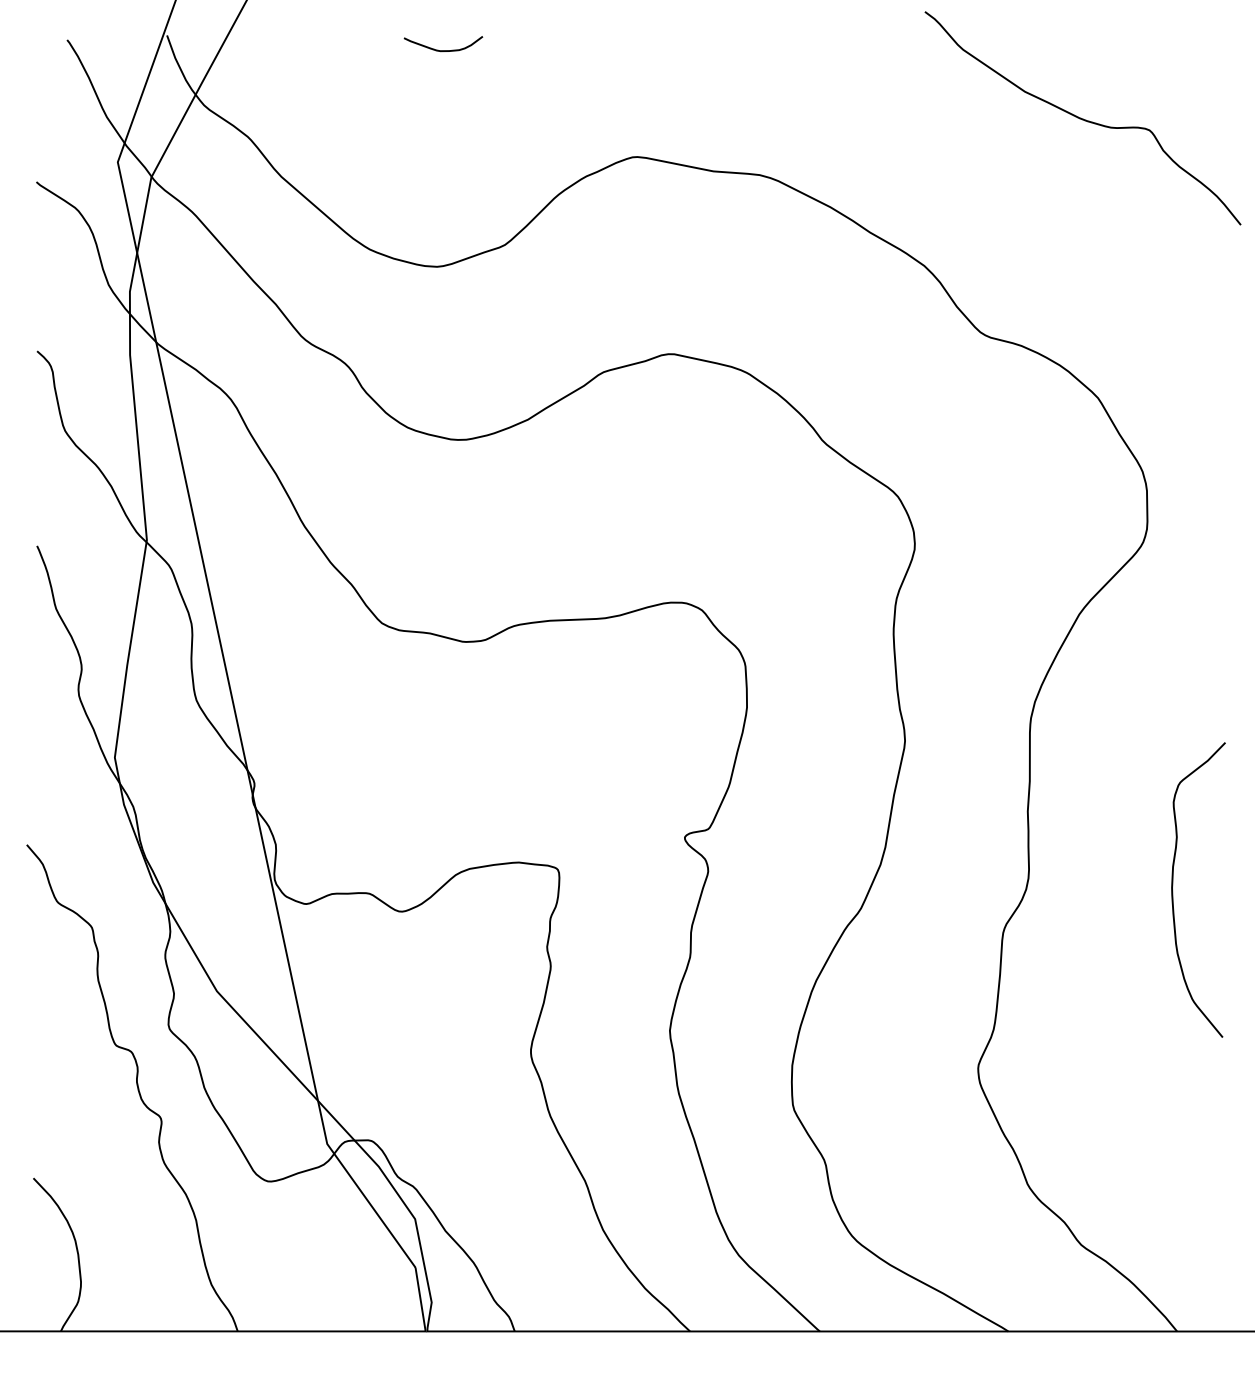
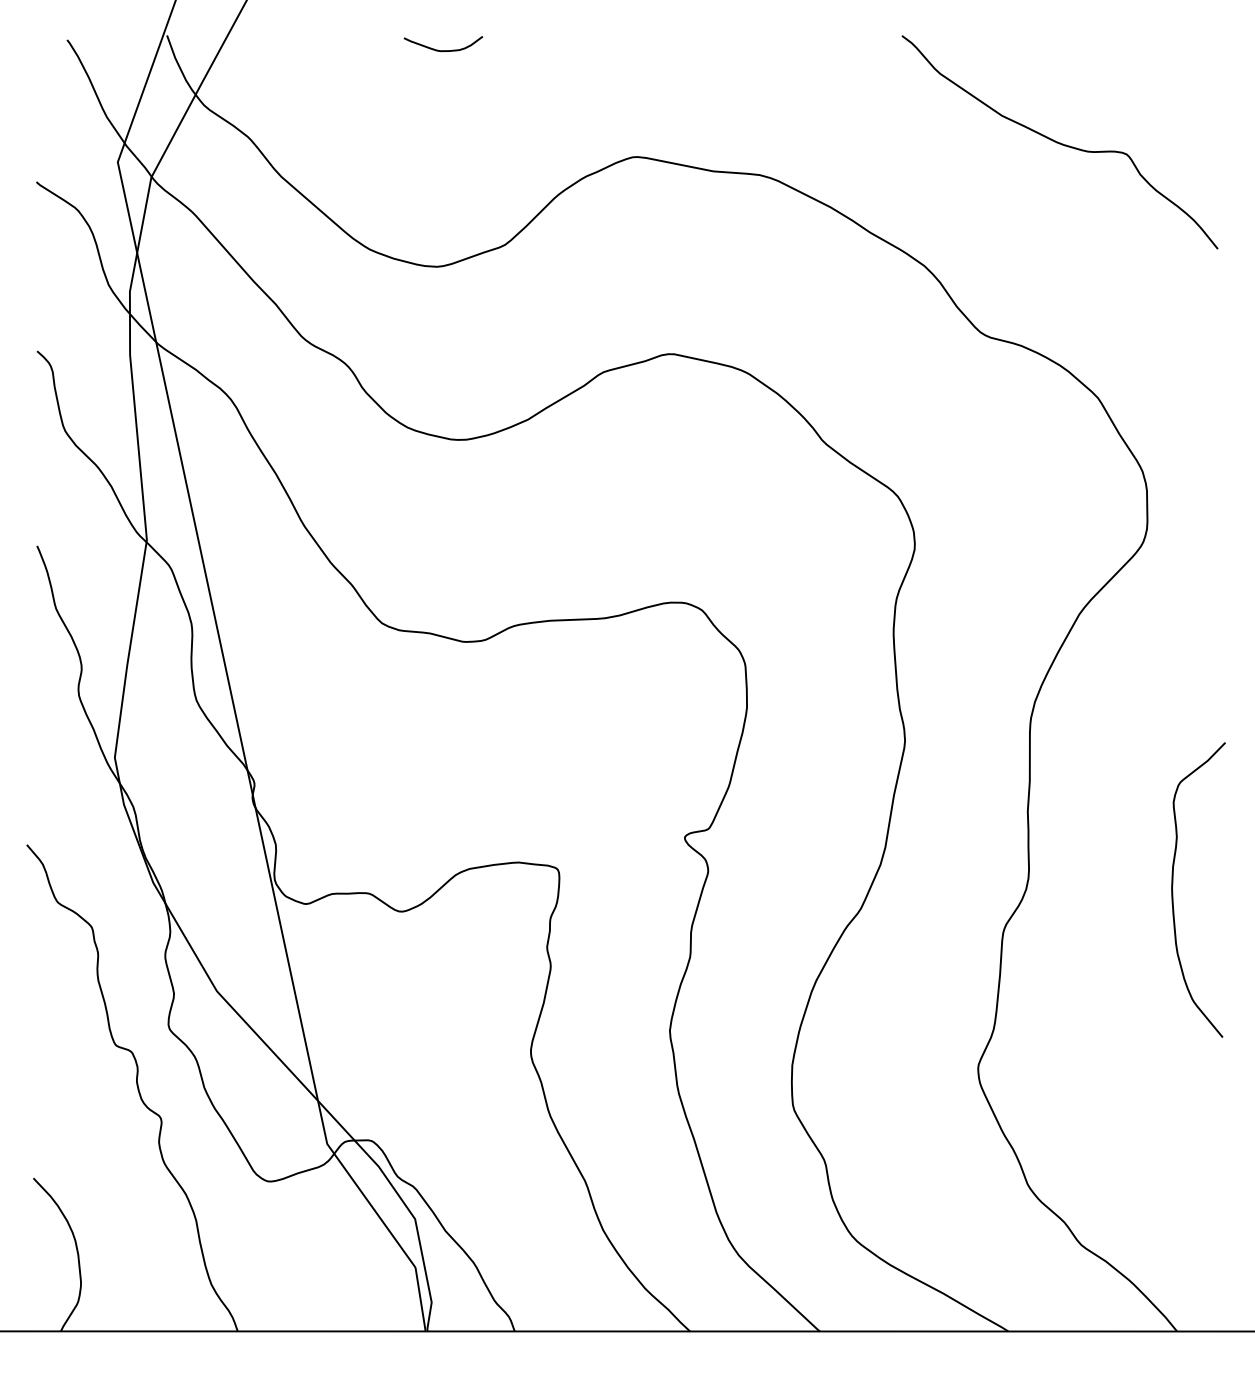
curve position: (1082, 118) -> (1059, 142) (1059, 142)
